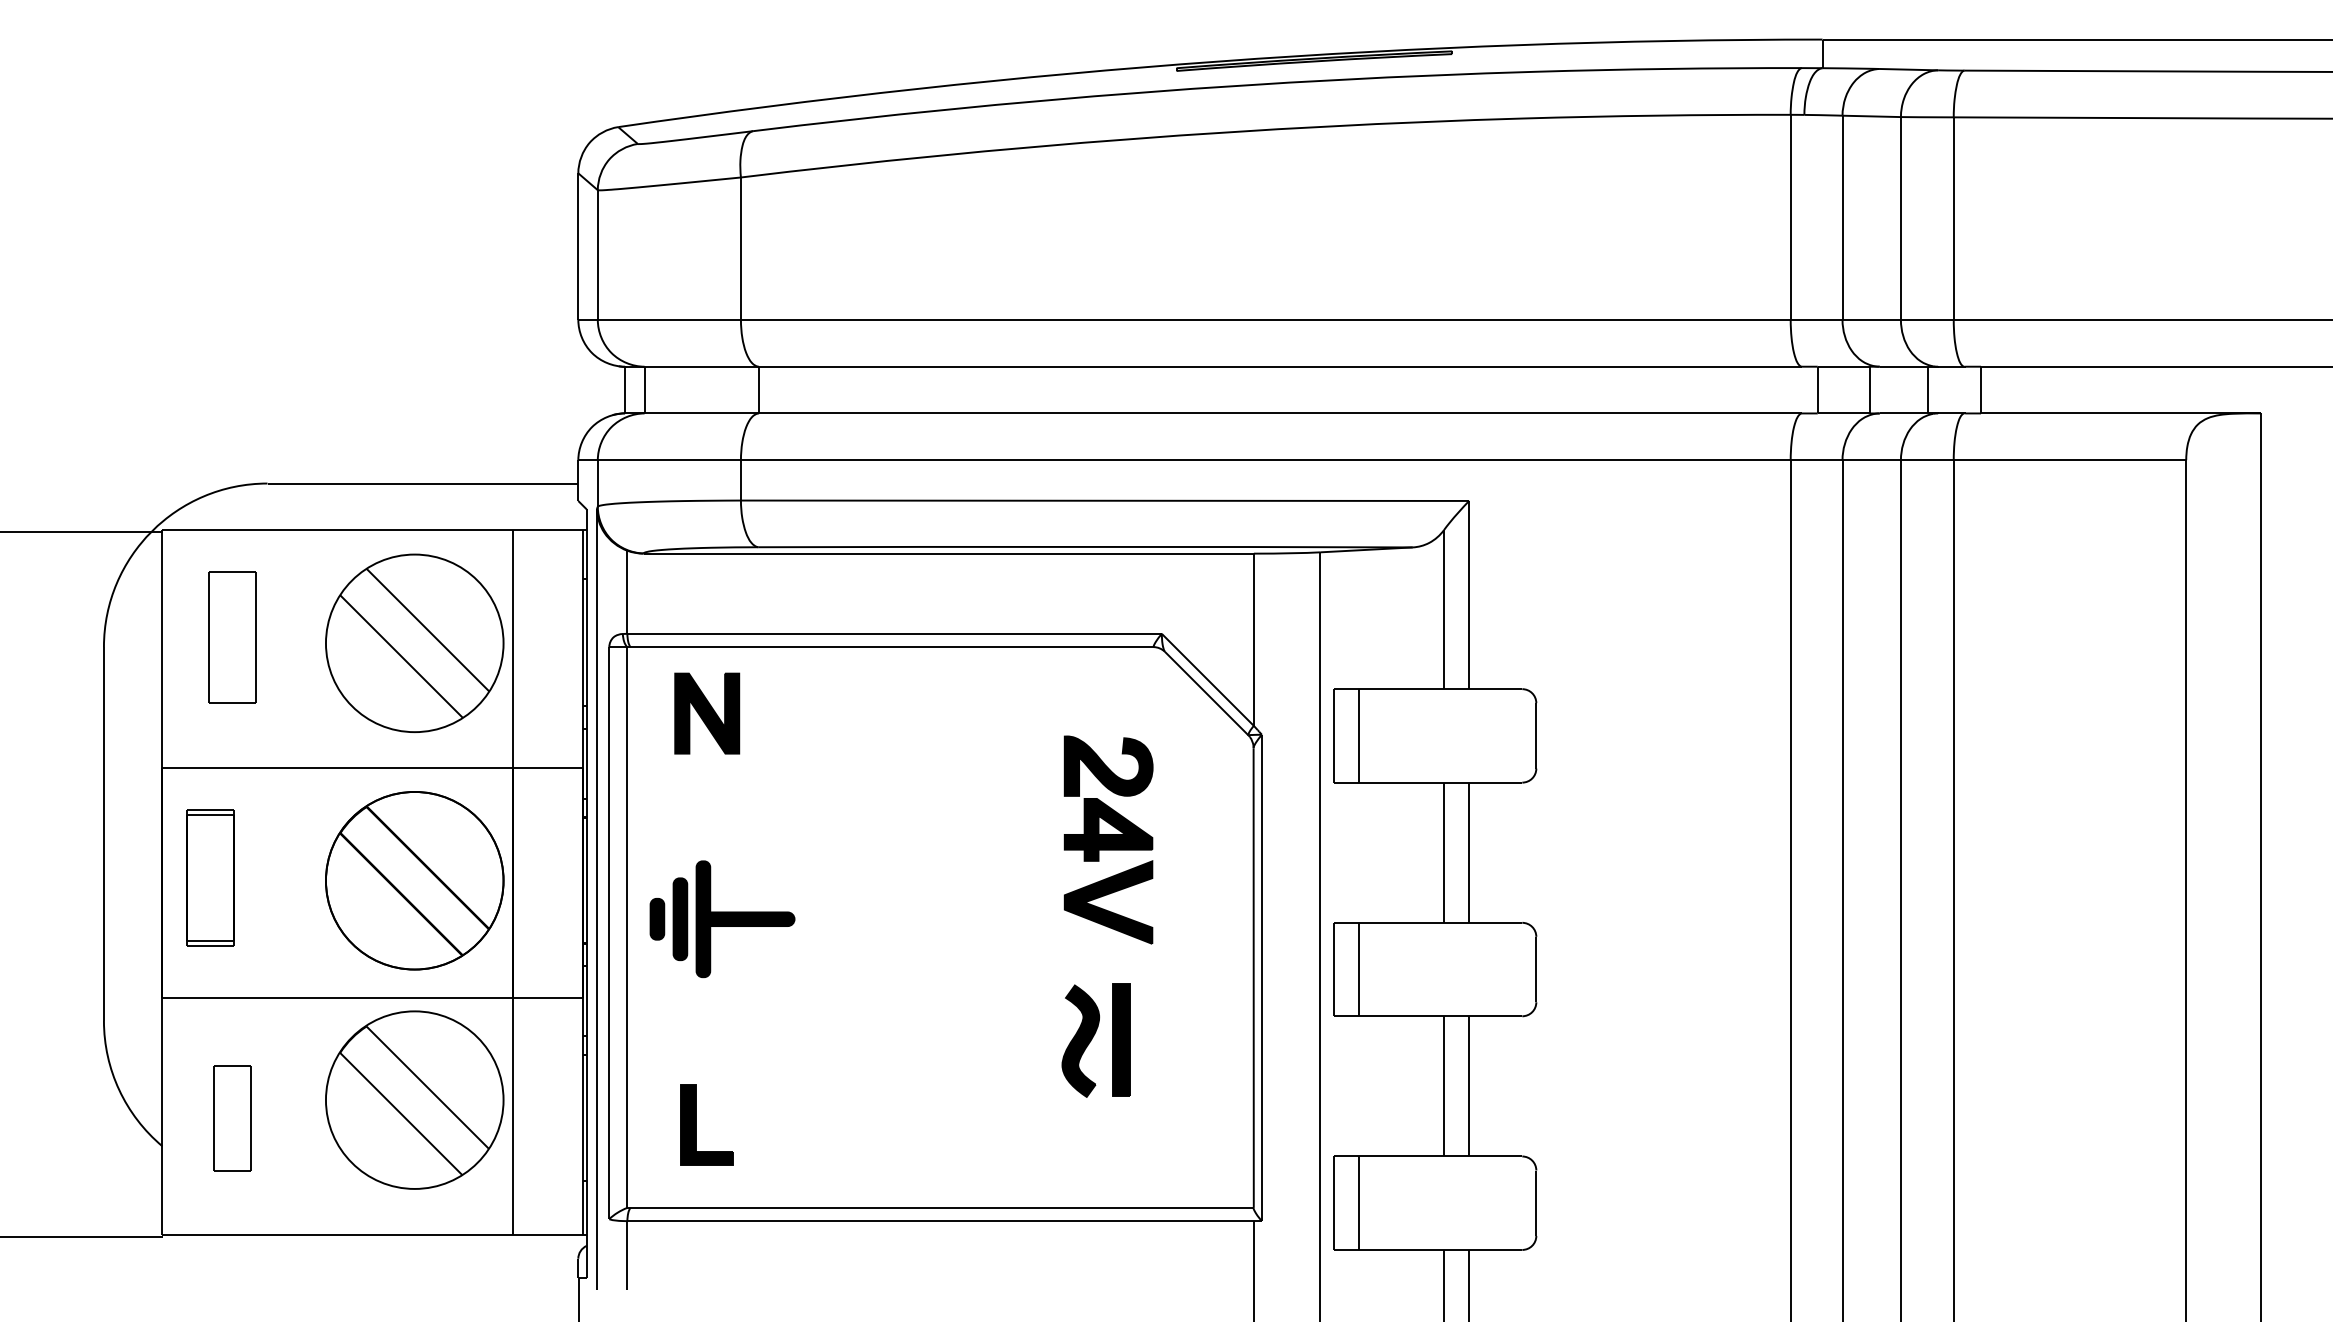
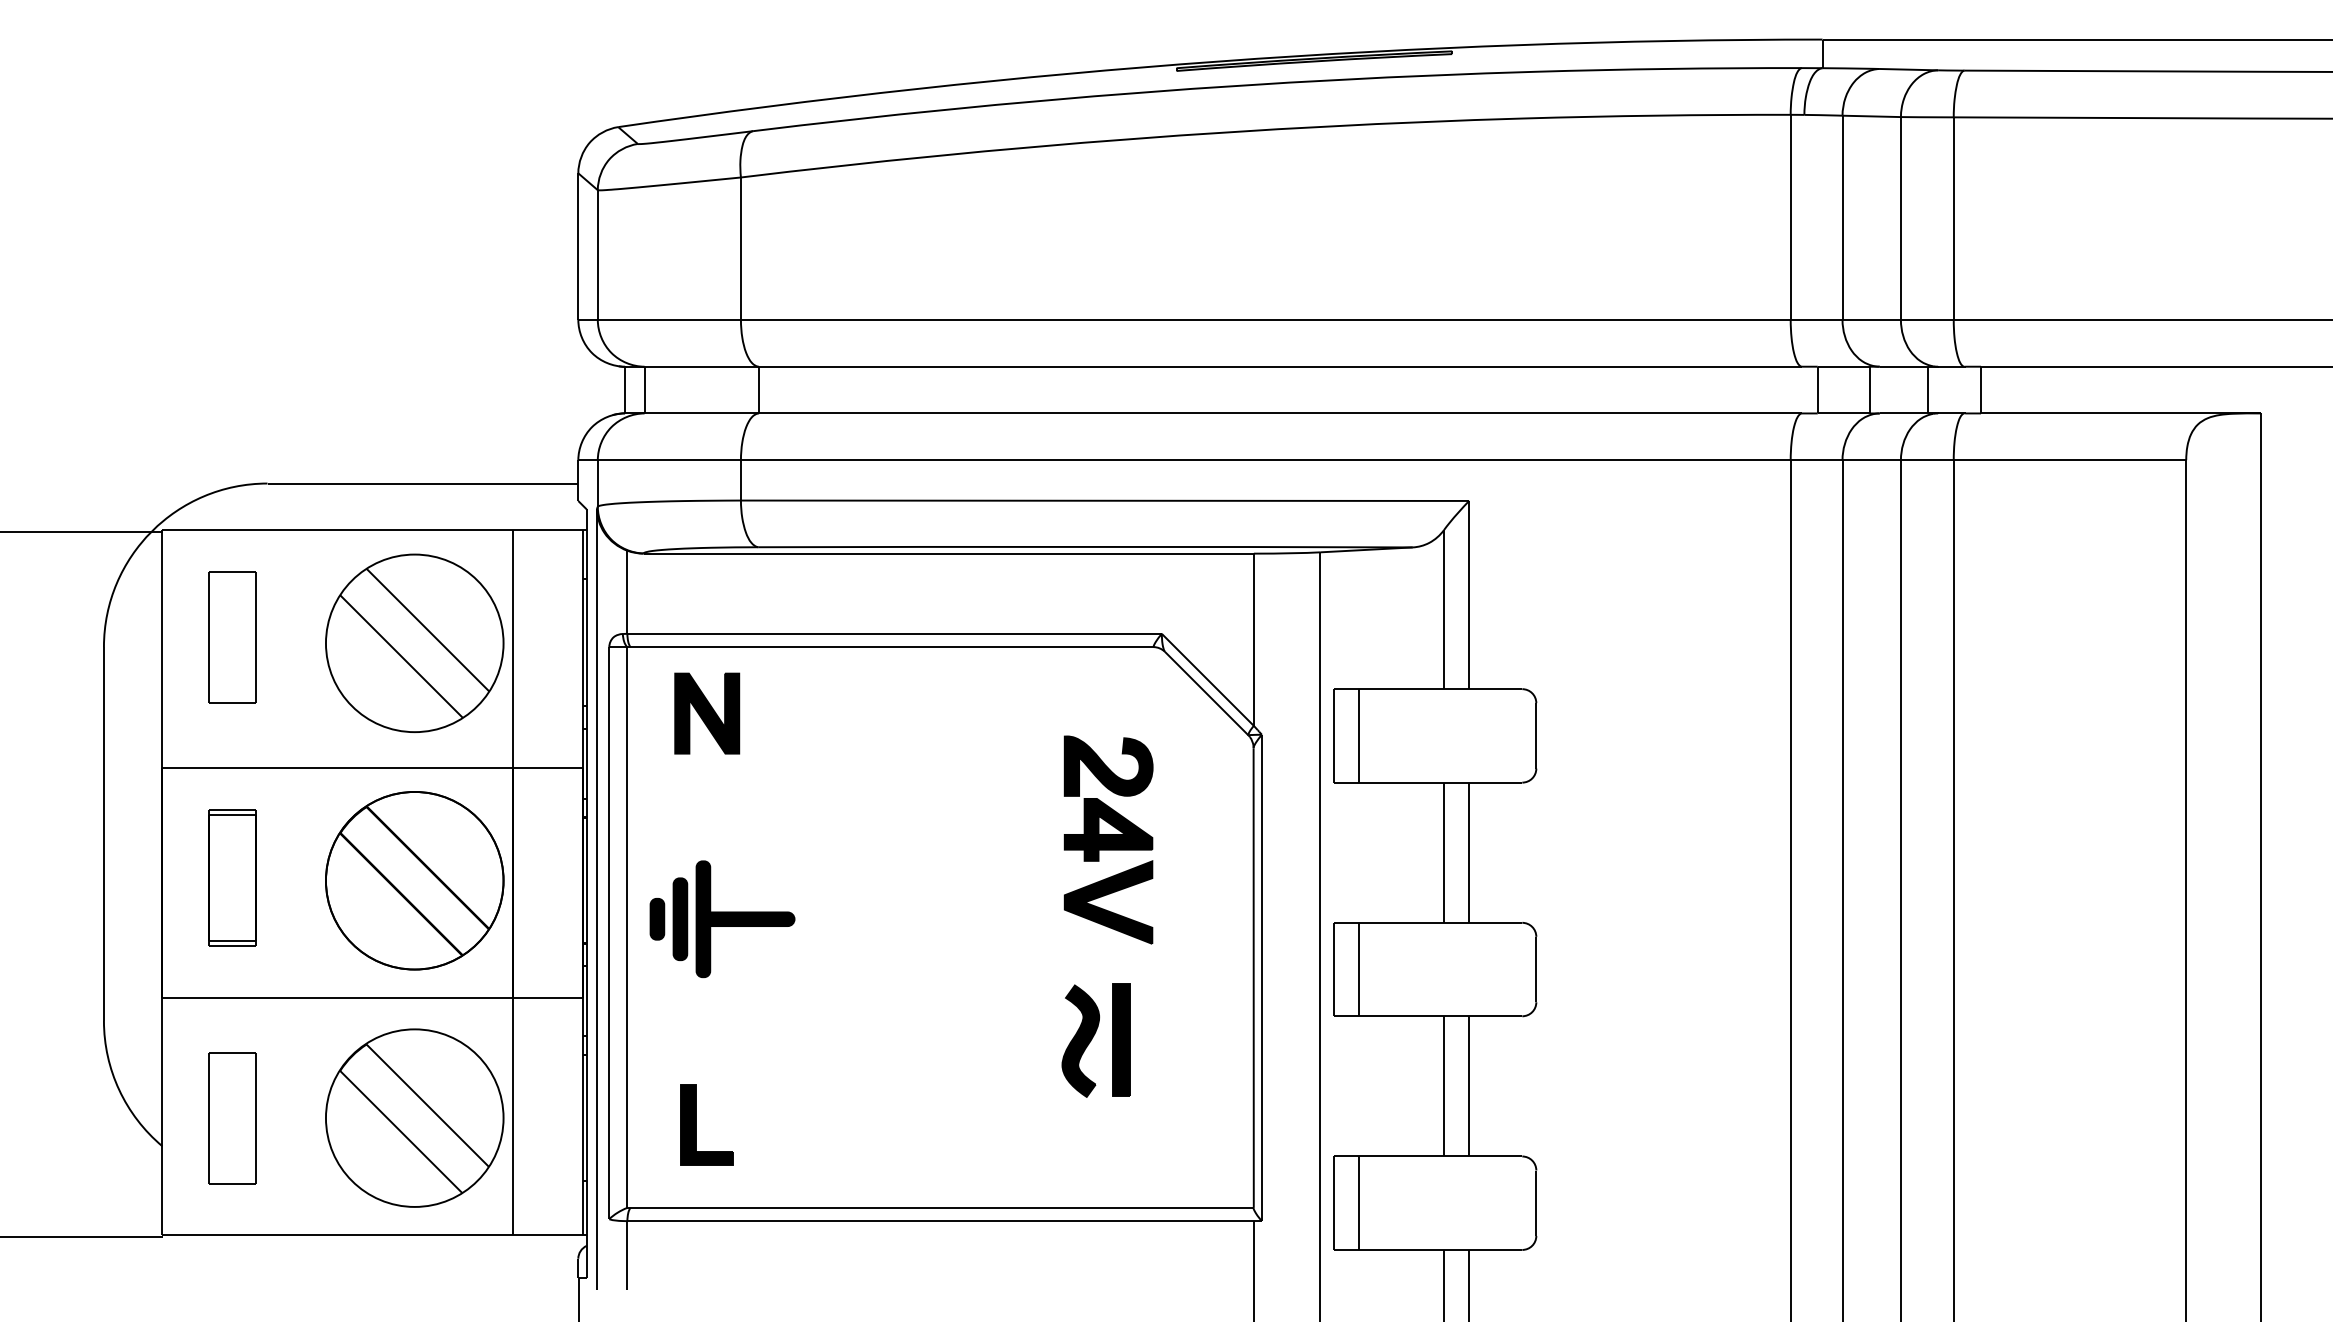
part position: (210, 877) -> (232, 877) (232, 877)
part position: (414, 1099) -> (414, 1117) (414, 1117)
part size: 39x107 px -> 49x133 px (232, 1118)
